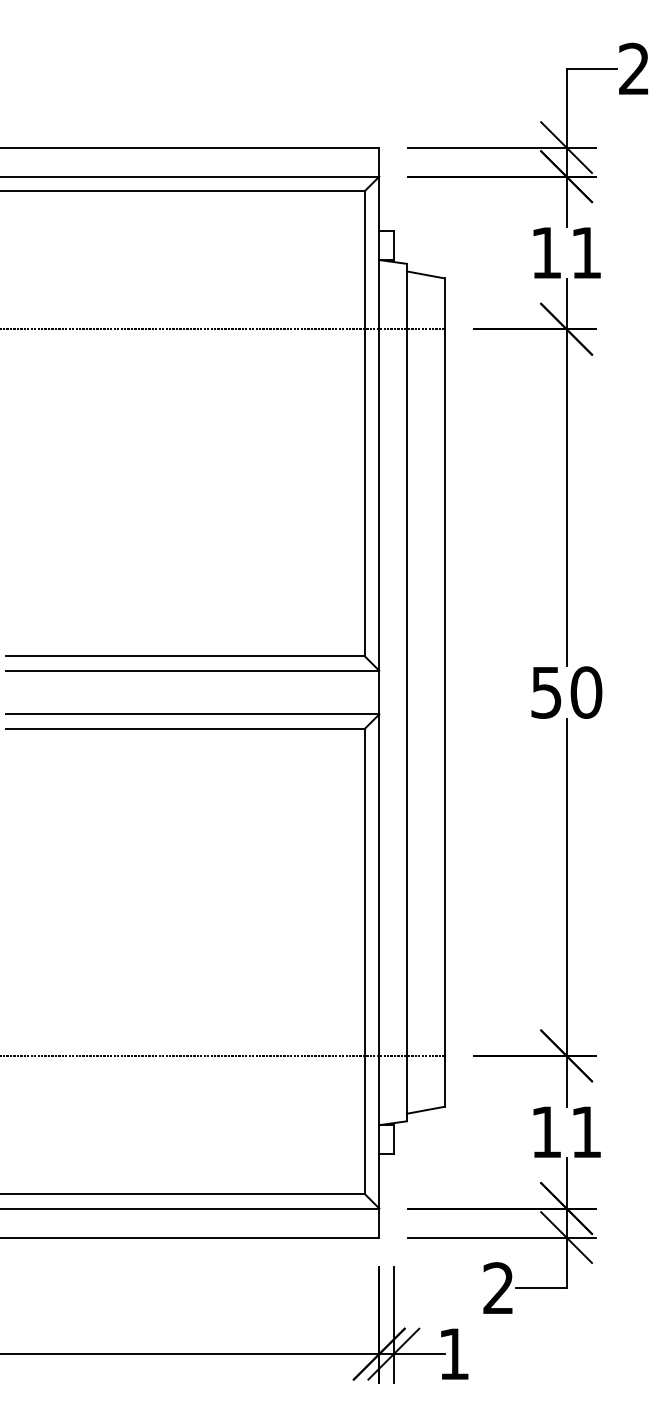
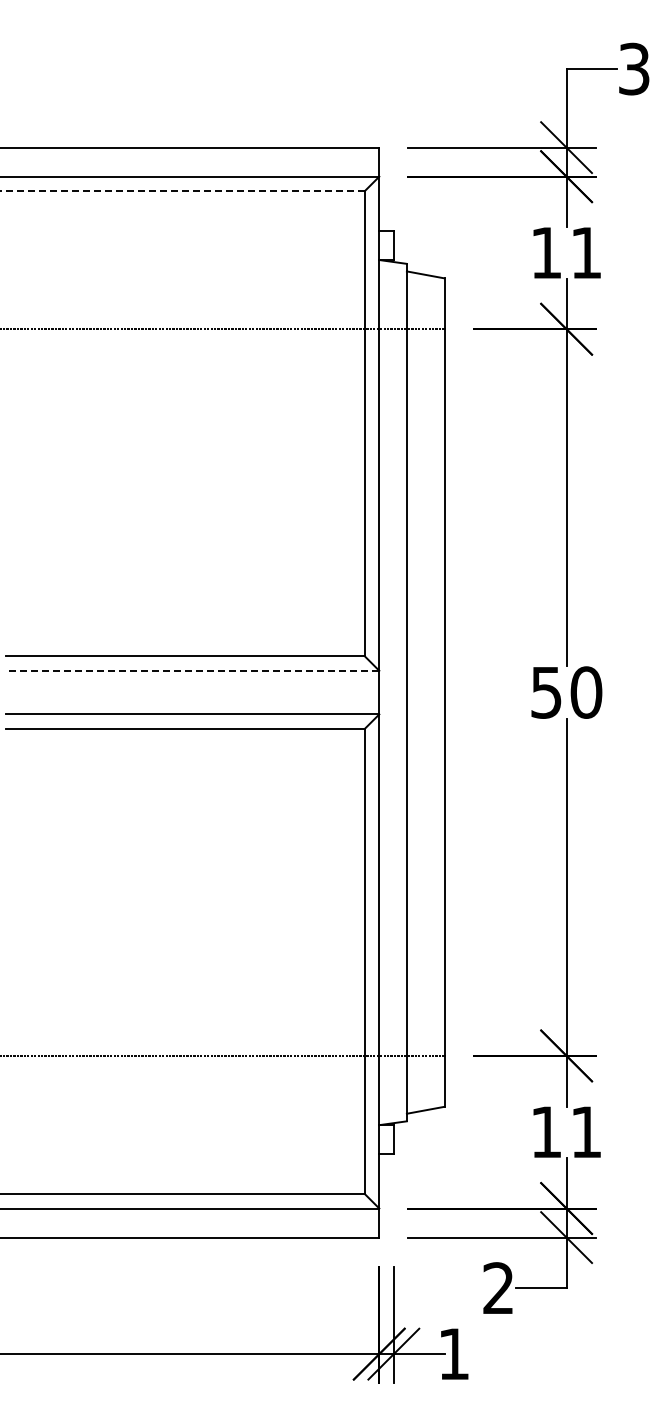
text: 2 -> 3 (634, 69)
line: solid -> dashed (182, 191)
line: solid -> dashed (192, 670)
